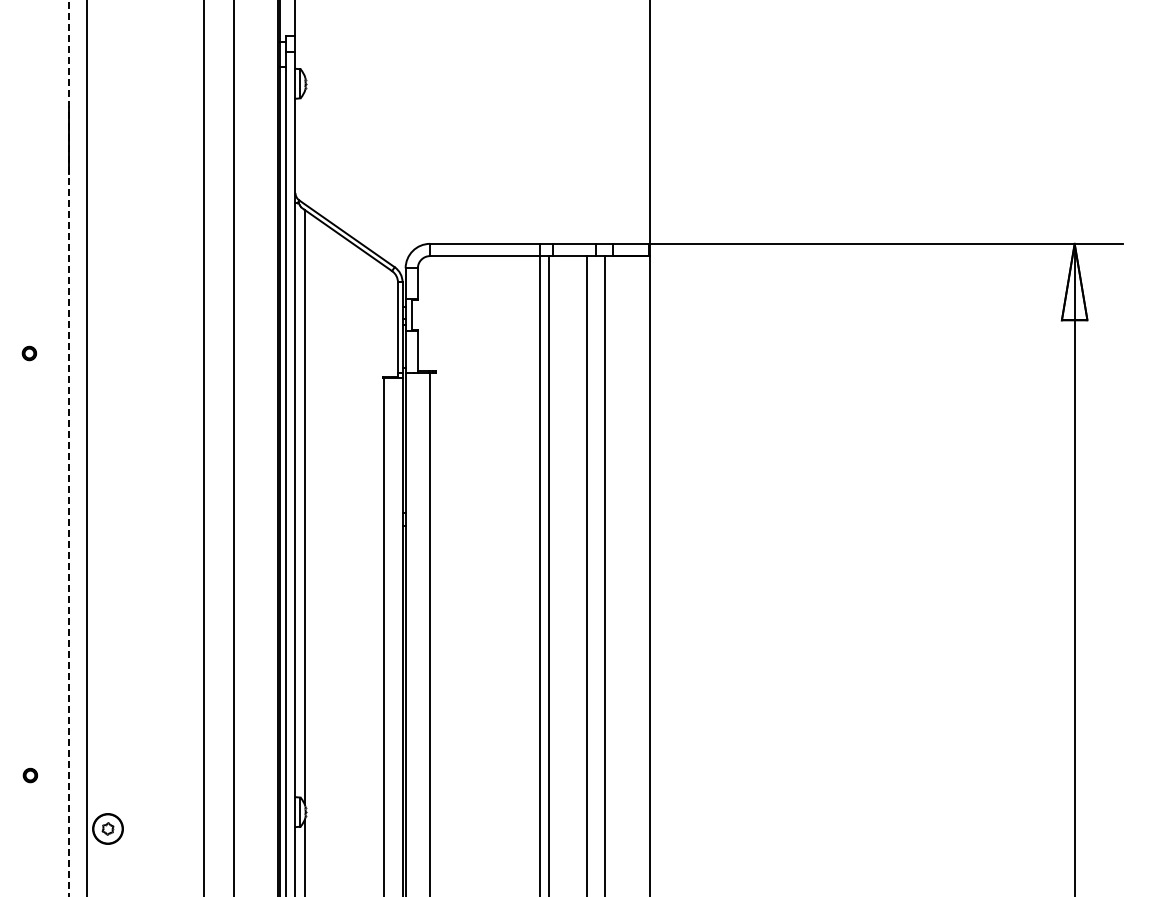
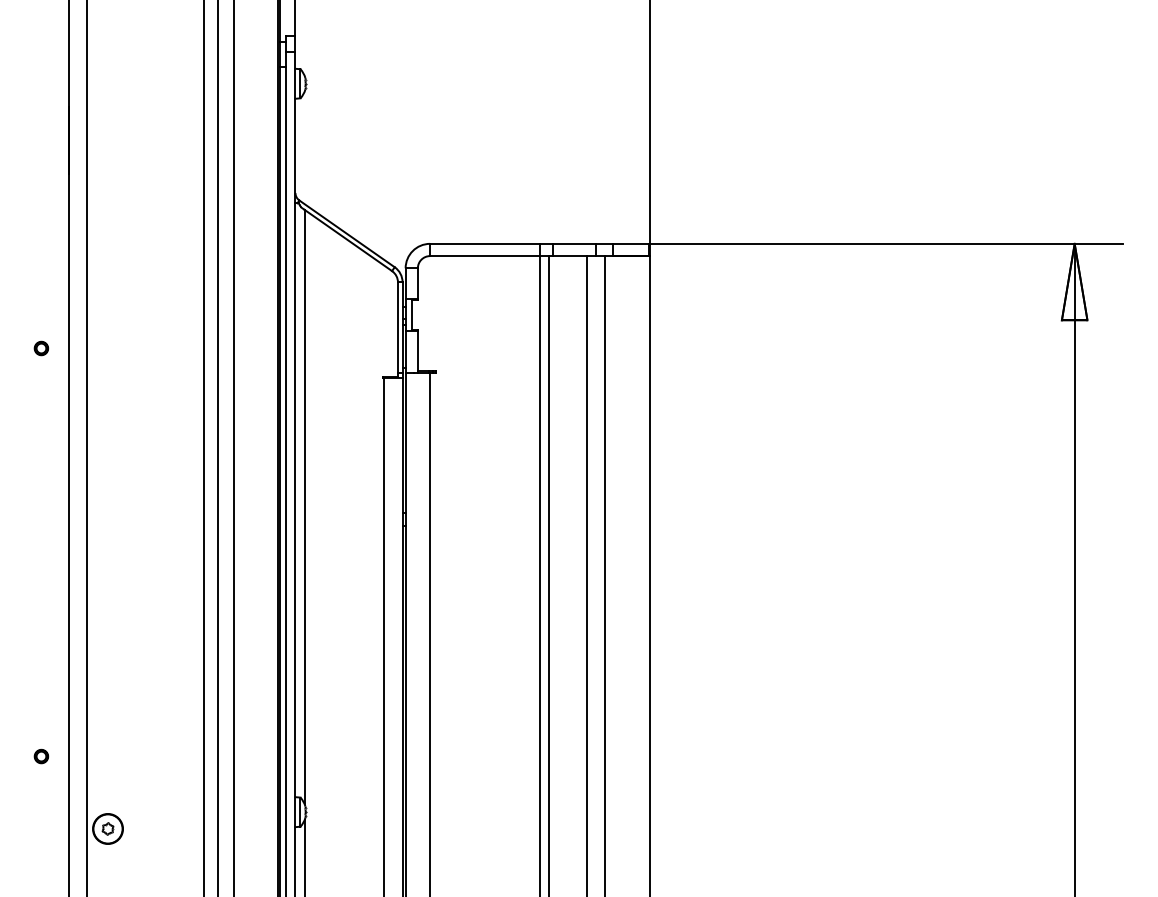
part position: (29, 353) -> (41, 348) (41, 348)
line: none -> present (217, 447)
line: dashed -> solid (69, 448)
part position: (30, 775) -> (41, 756) (41, 756)
